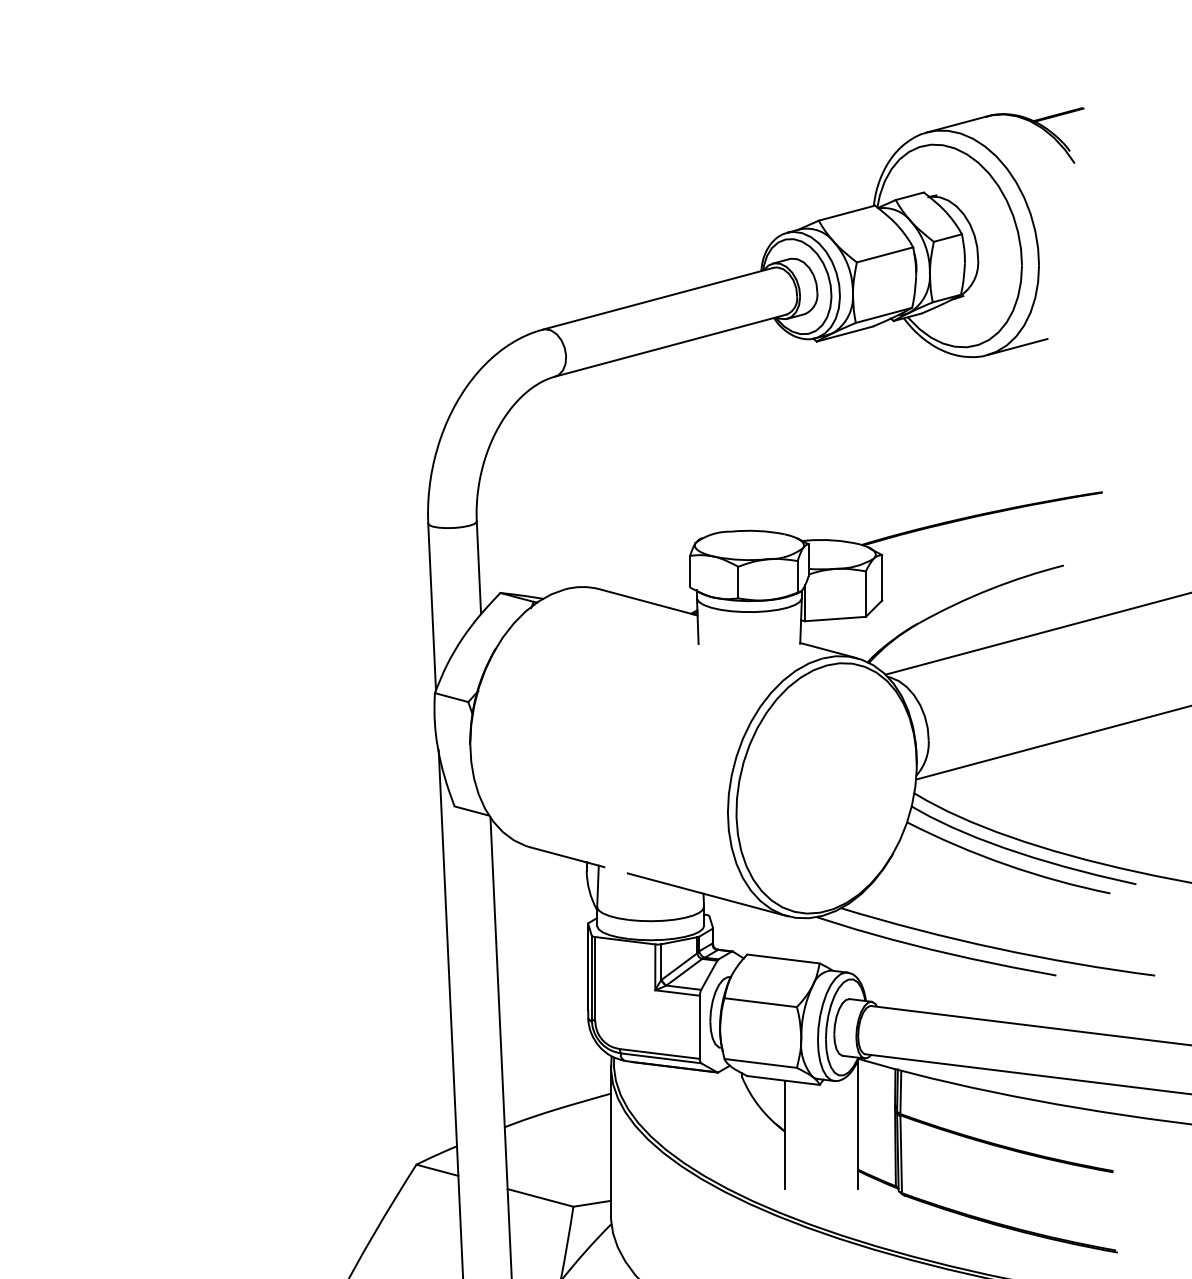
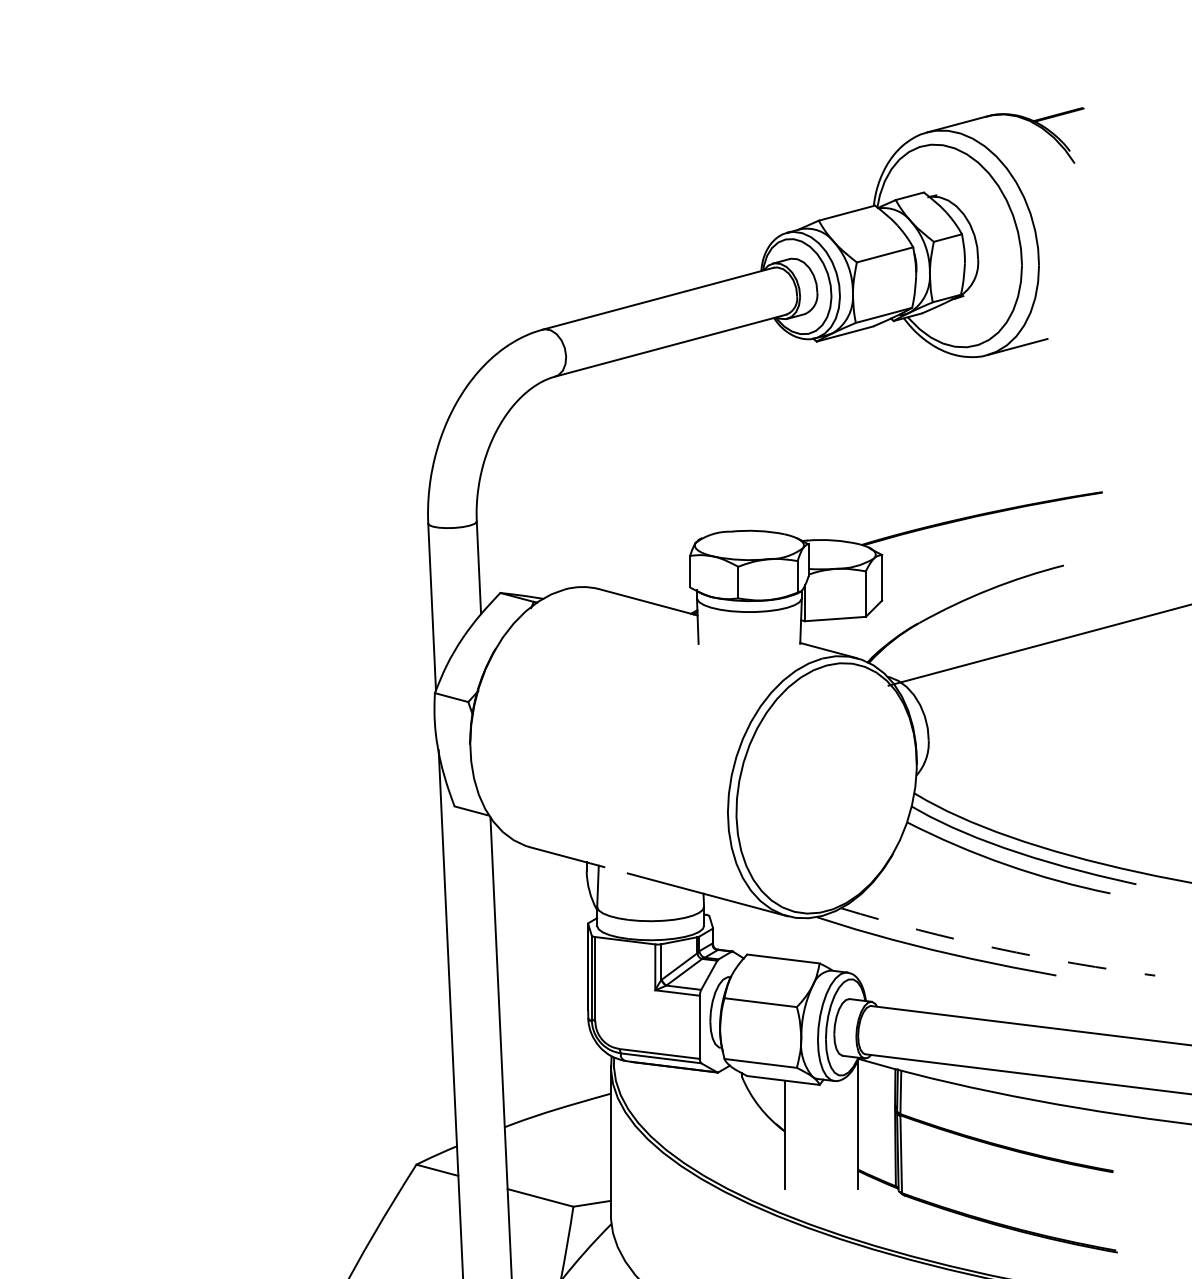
line position: (1036, 633) -> (1038, 645) (1038, 645)
line: present -> none (1052, 742)
arc: solid -> dashed (996, 948)
